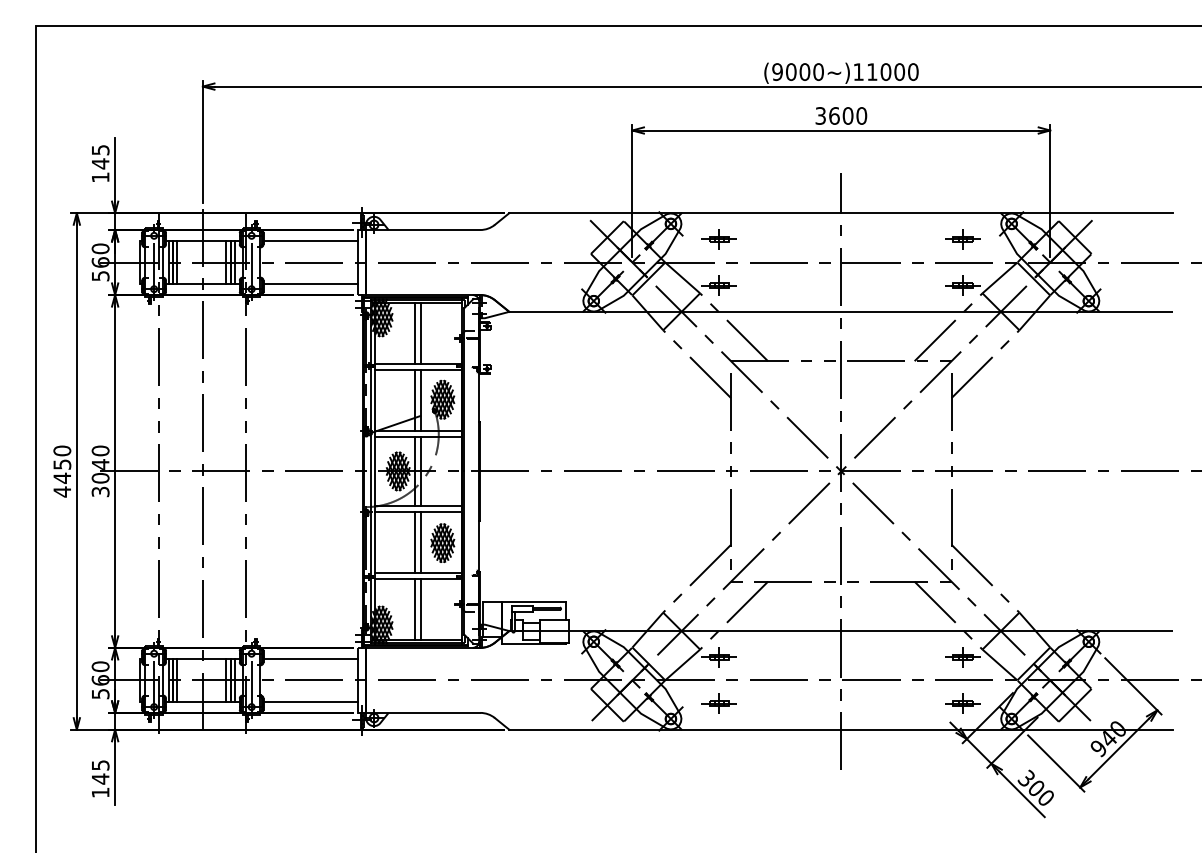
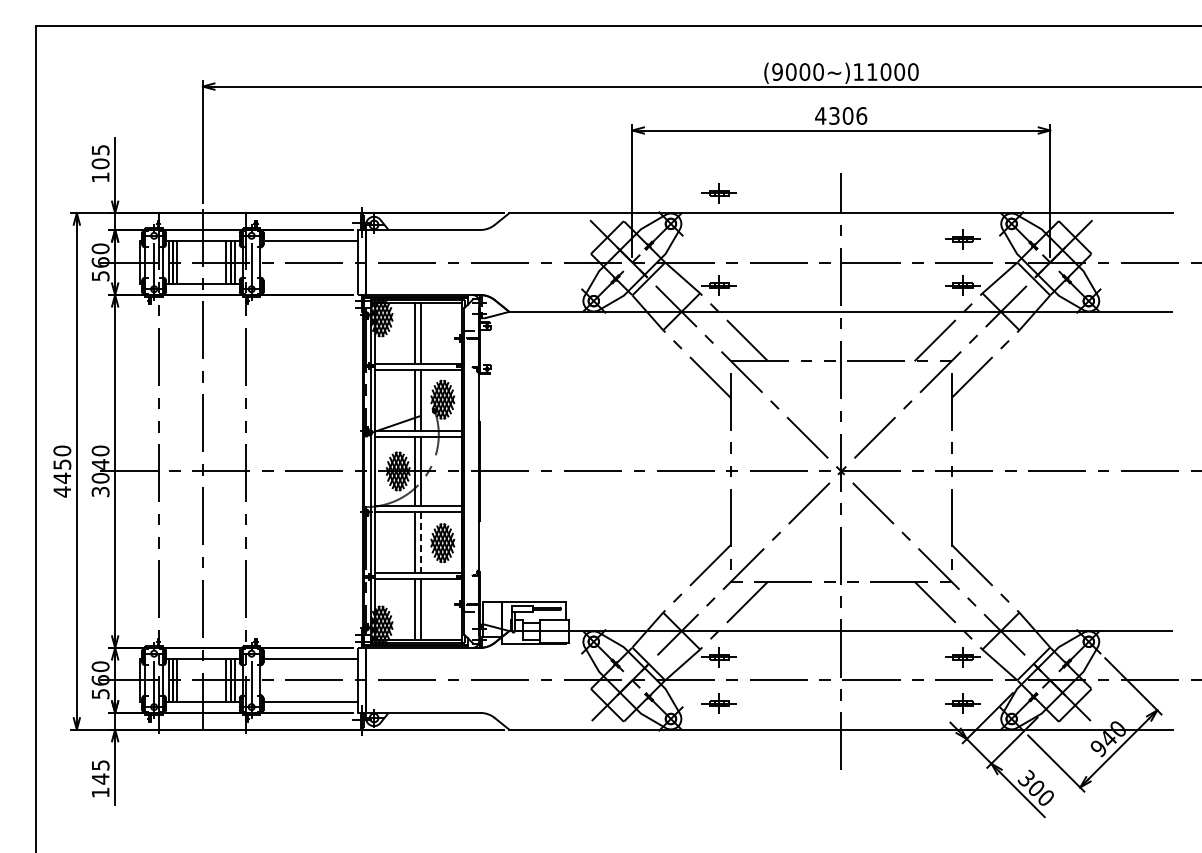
text: 3600 -> 4306 (841, 115)
text: 145 -> 105 (100, 163)
part position: (718, 239) -> (718, 193) (718, 193)
line: present -> none (310, 284)
line: solid -> dashed (421, 543)
